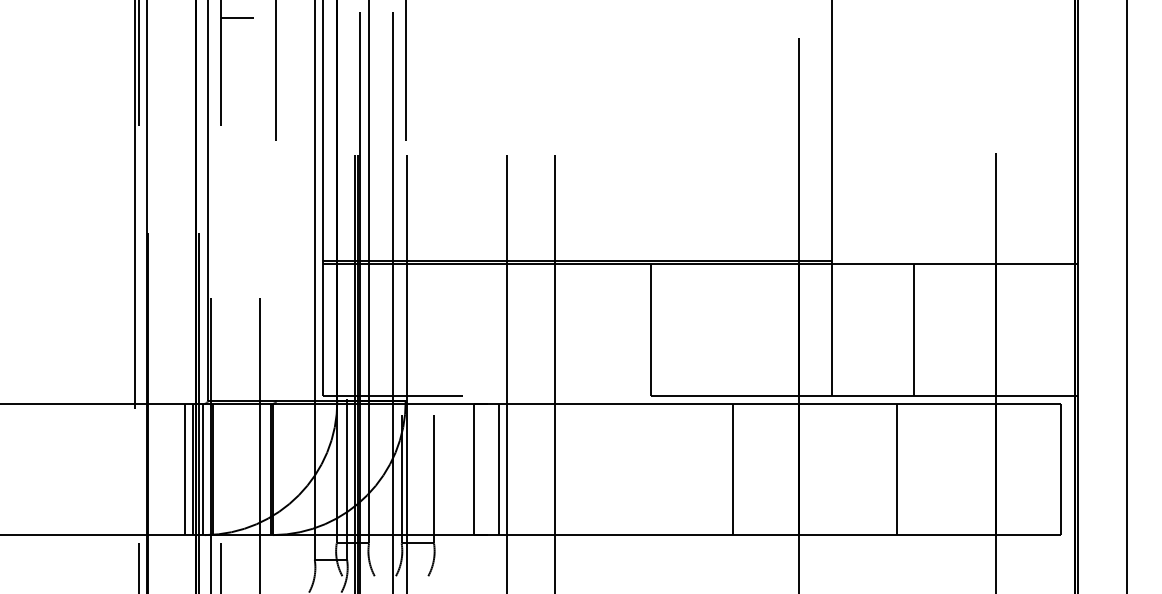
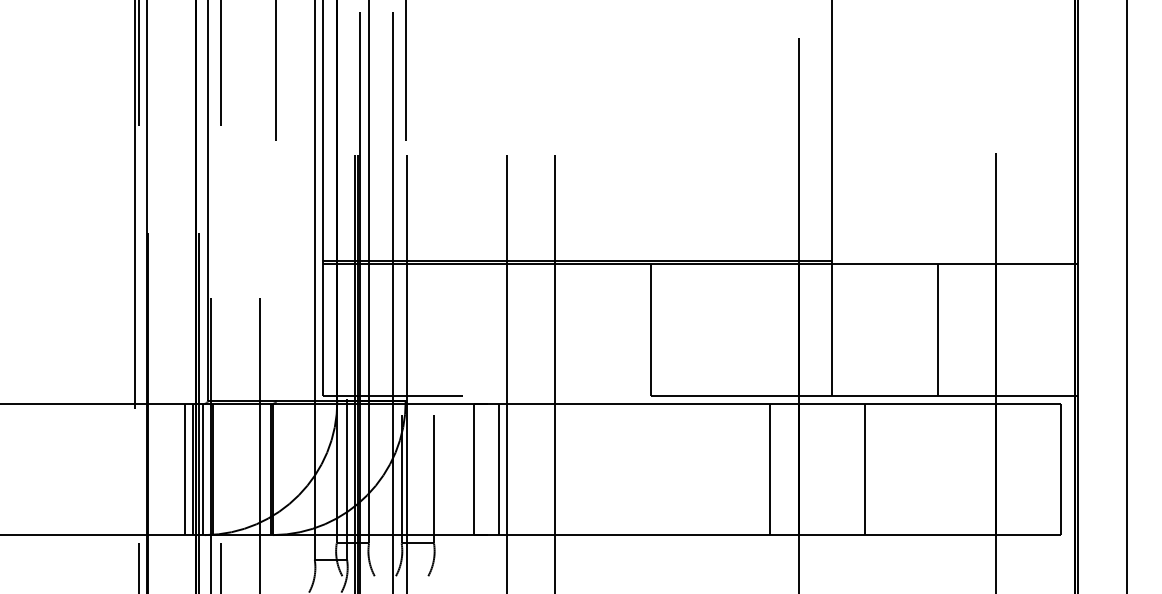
line: present -> none (237, 18)
line position: (913, 329) -> (937, 329) (937, 329)
line position: (733, 469) -> (770, 469) (770, 469)
line position: (897, 469) -> (865, 469) (865, 469)
